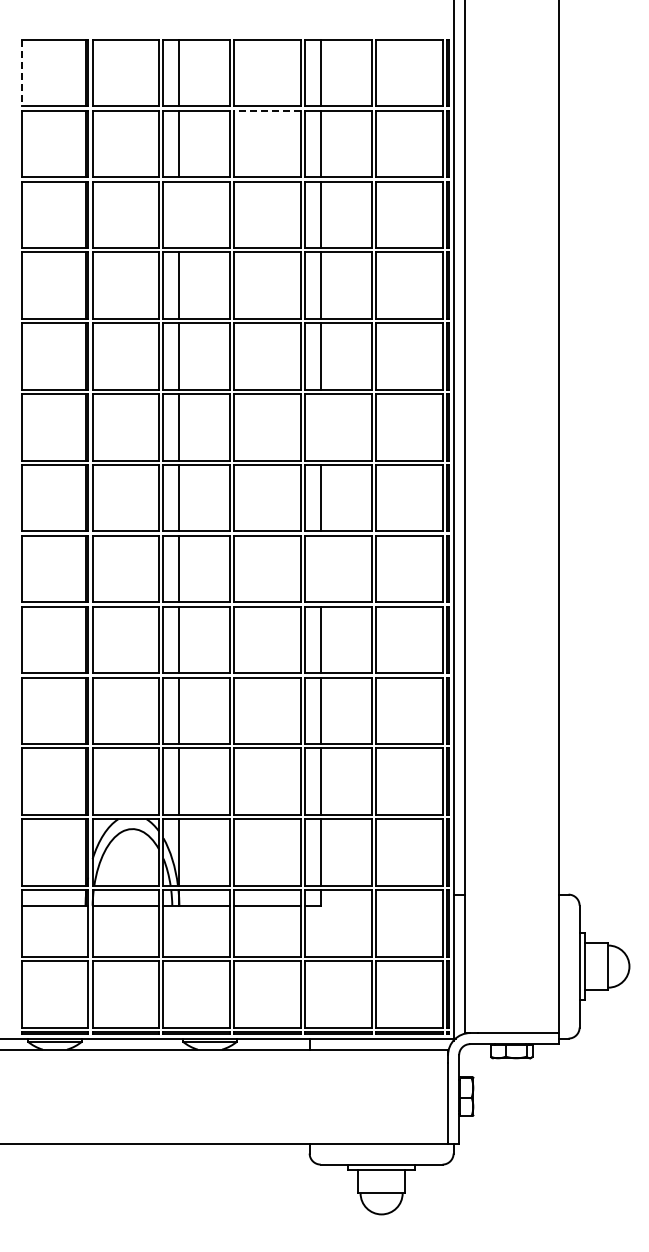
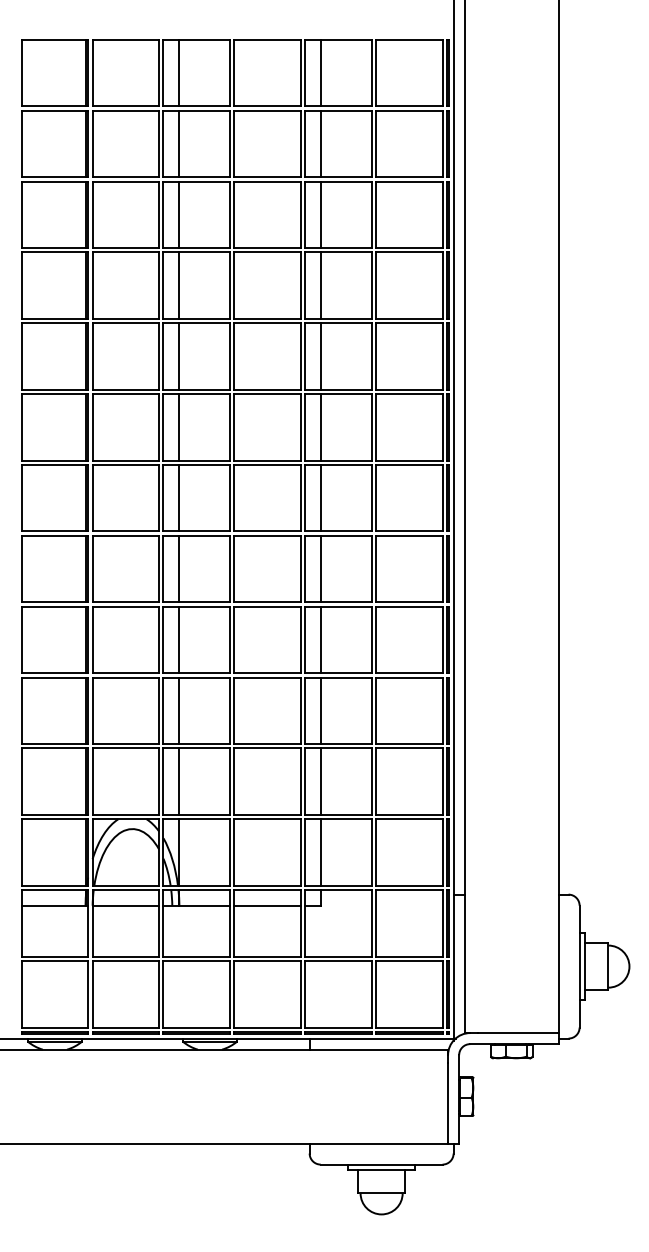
line: dashed -> solid (21, 73)
line: dashed -> solid (267, 110)
line: none -> present (179, 214)
line: none -> present (320, 427)
line: none -> present (320, 568)
